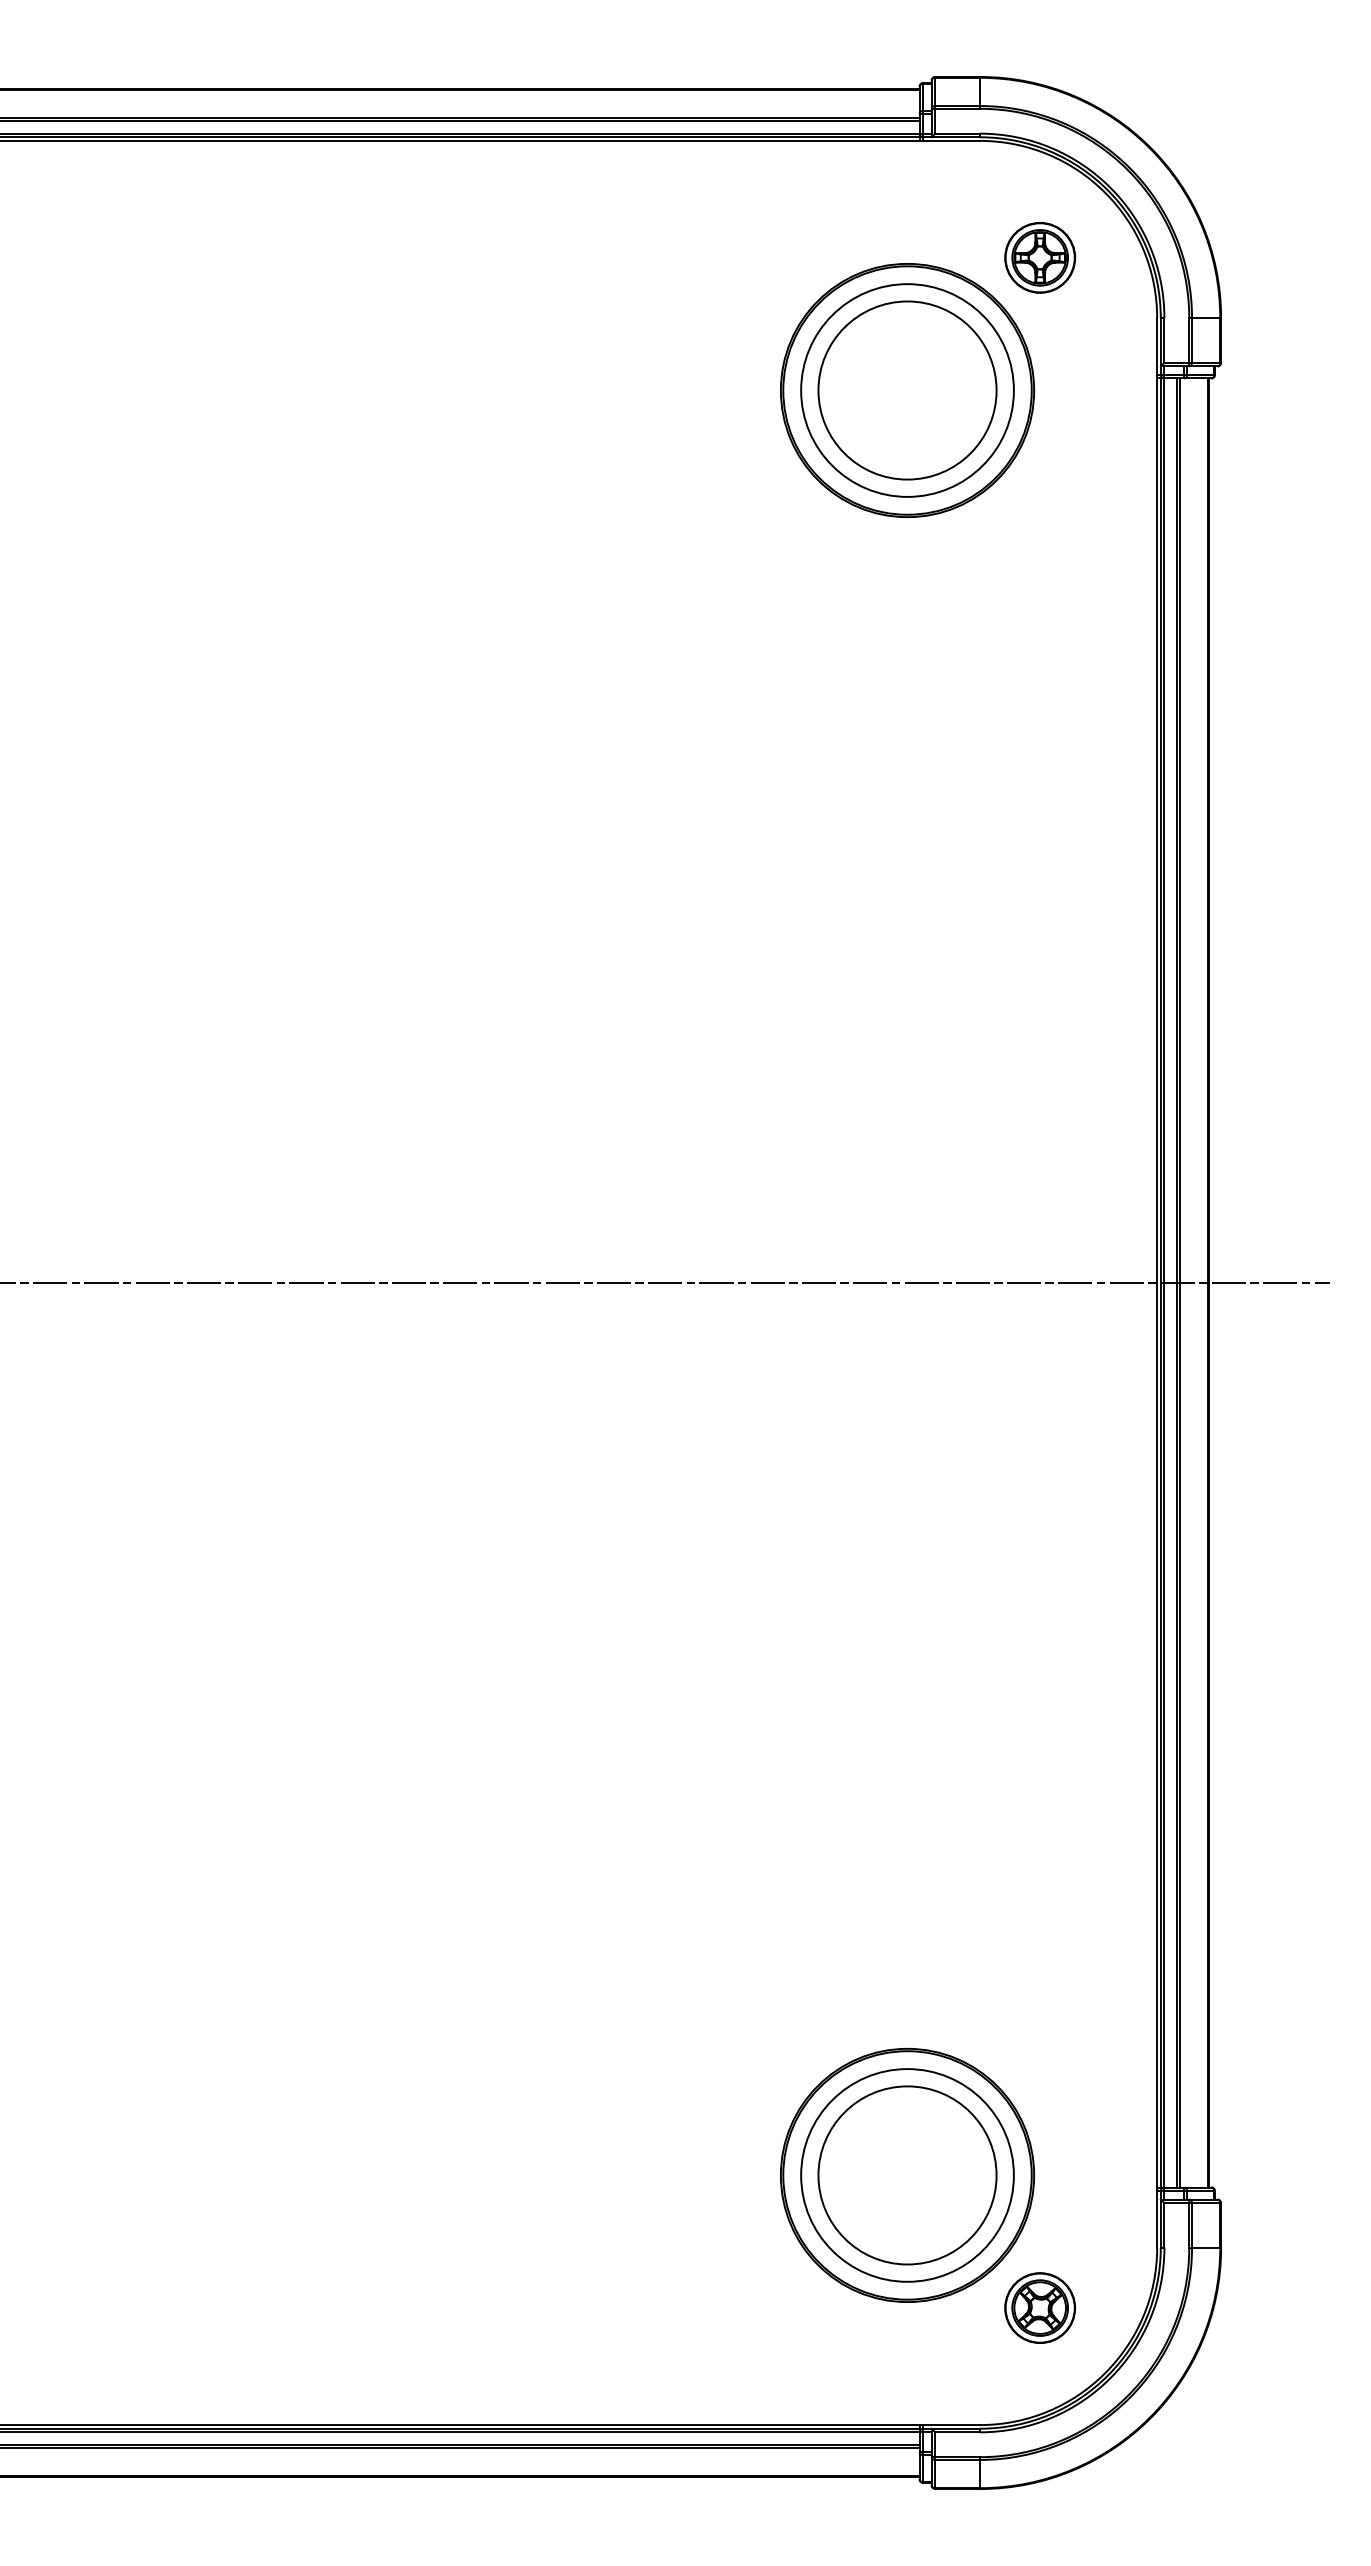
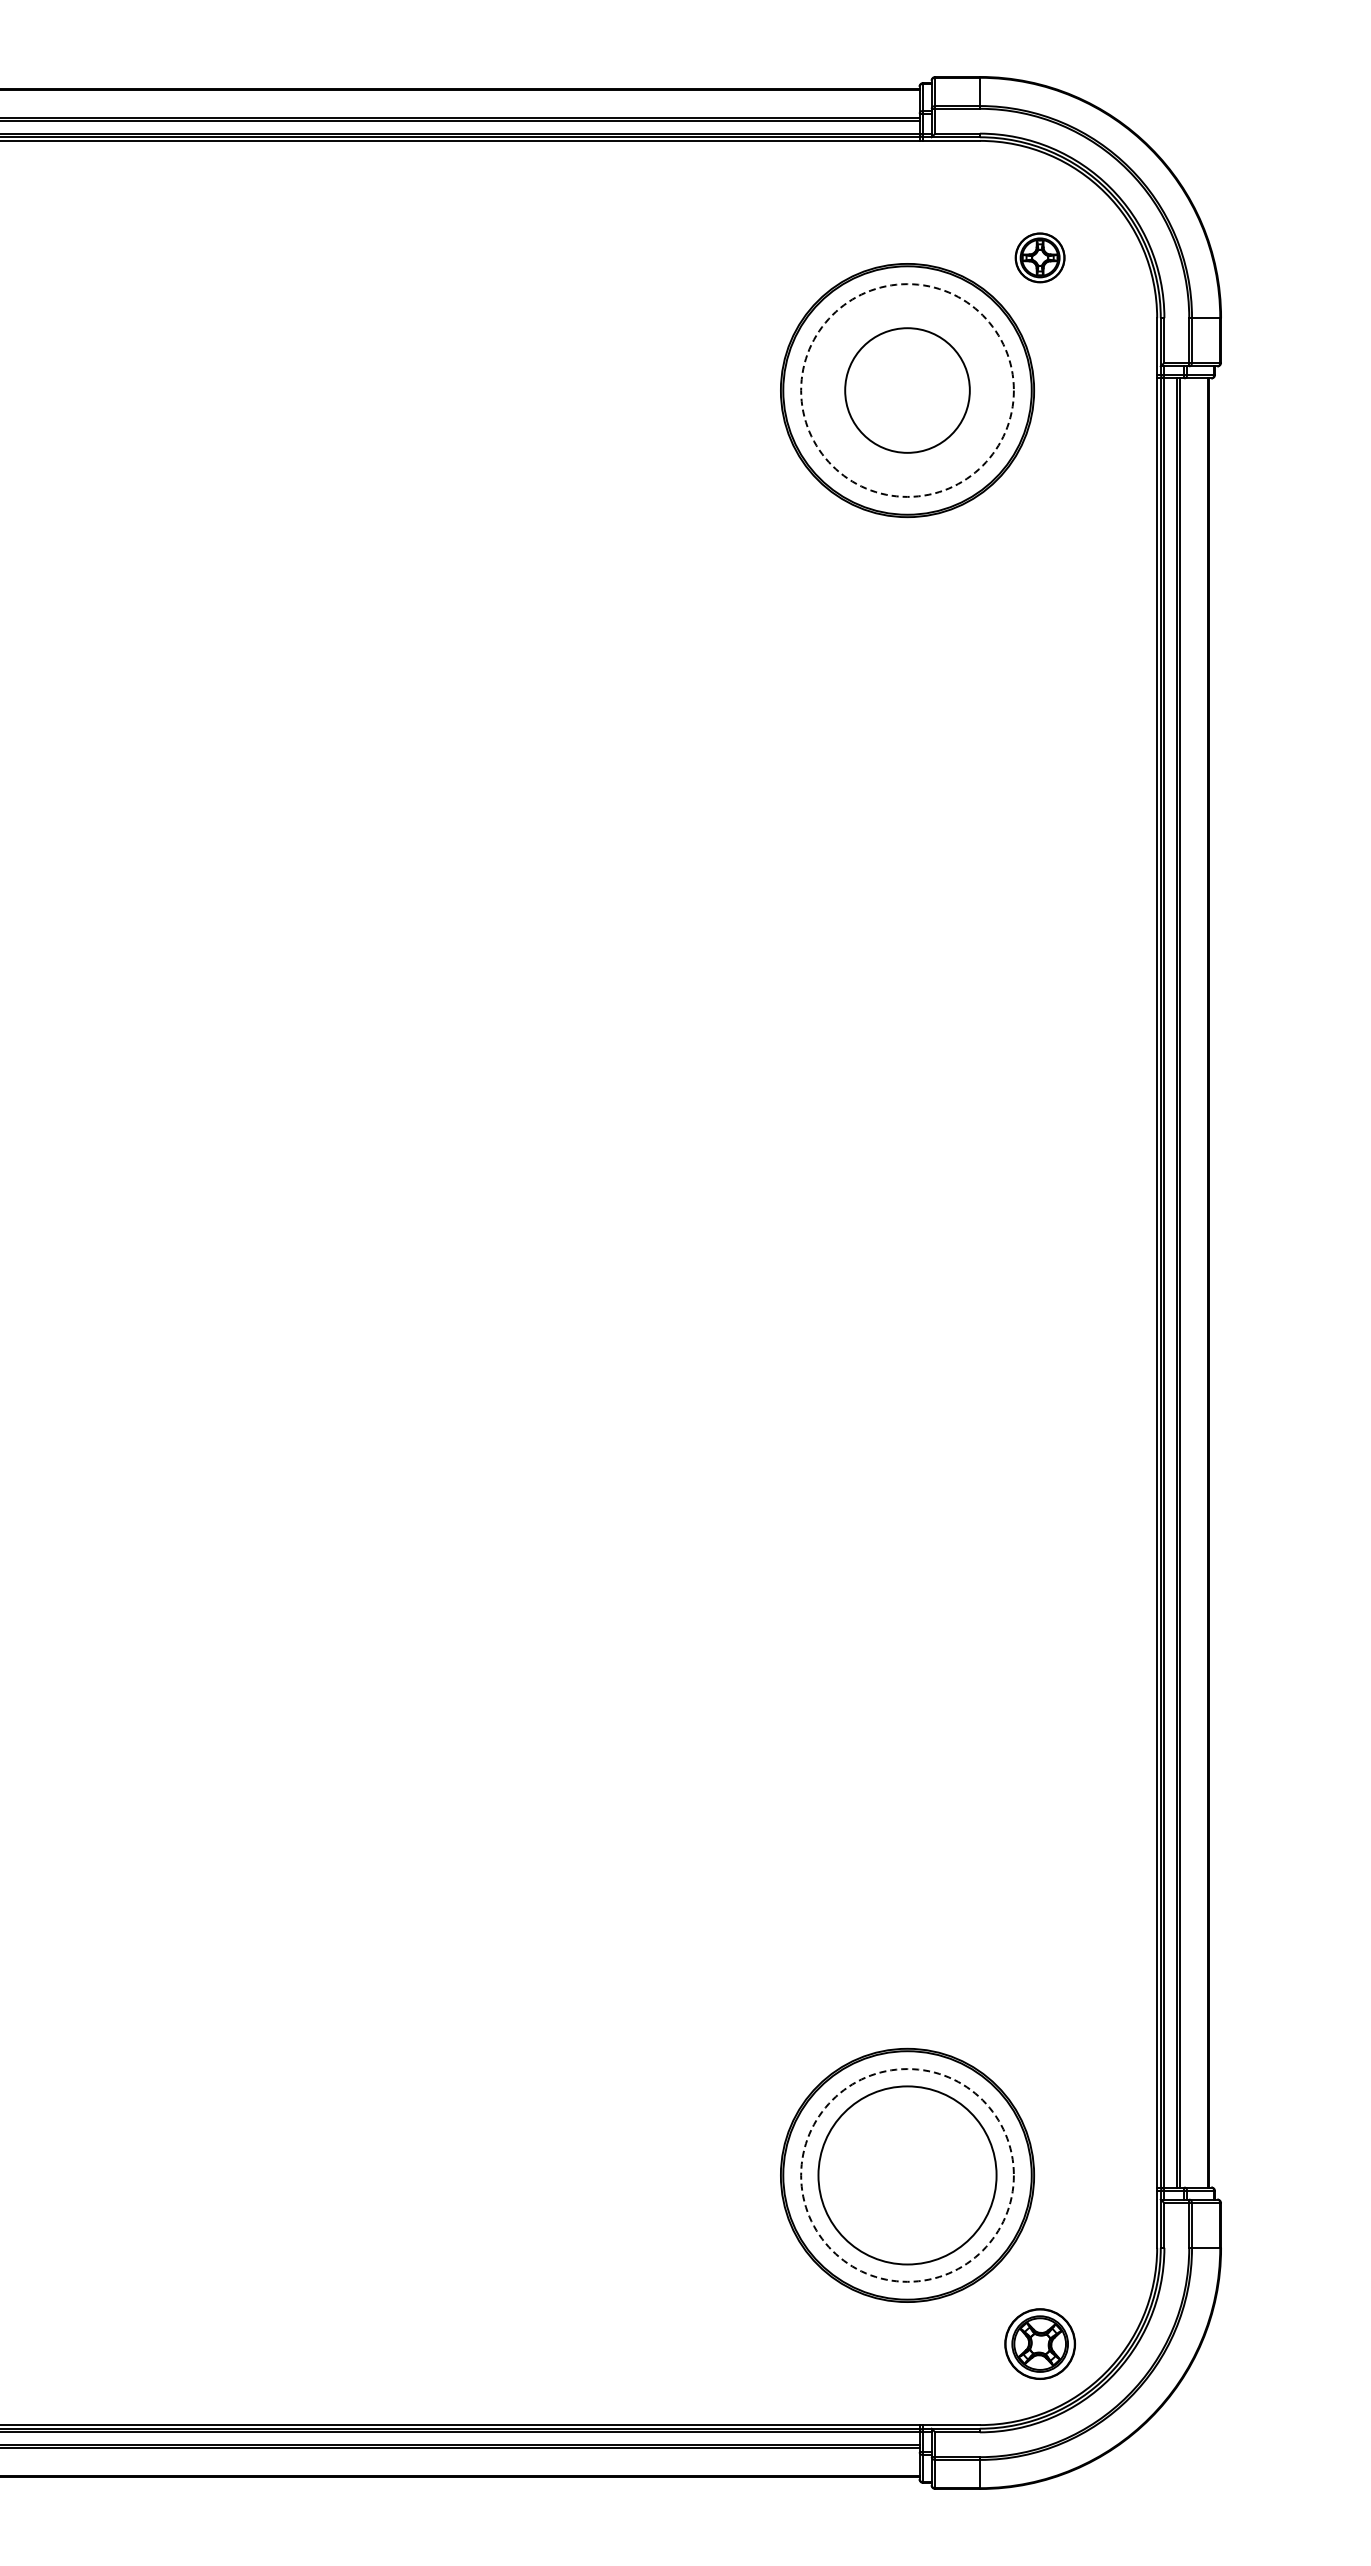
part size: 72x72 px -> 52x52 px (1039, 257)
circle diameter: 178 px -> 125 px (907, 390)
circle: solid -> dashed (907, 390)
line: present -> none (665, 1283)
circle: solid -> dashed (907, 2175)
part position: (1039, 2307) -> (1039, 2343) (1039, 2343)
